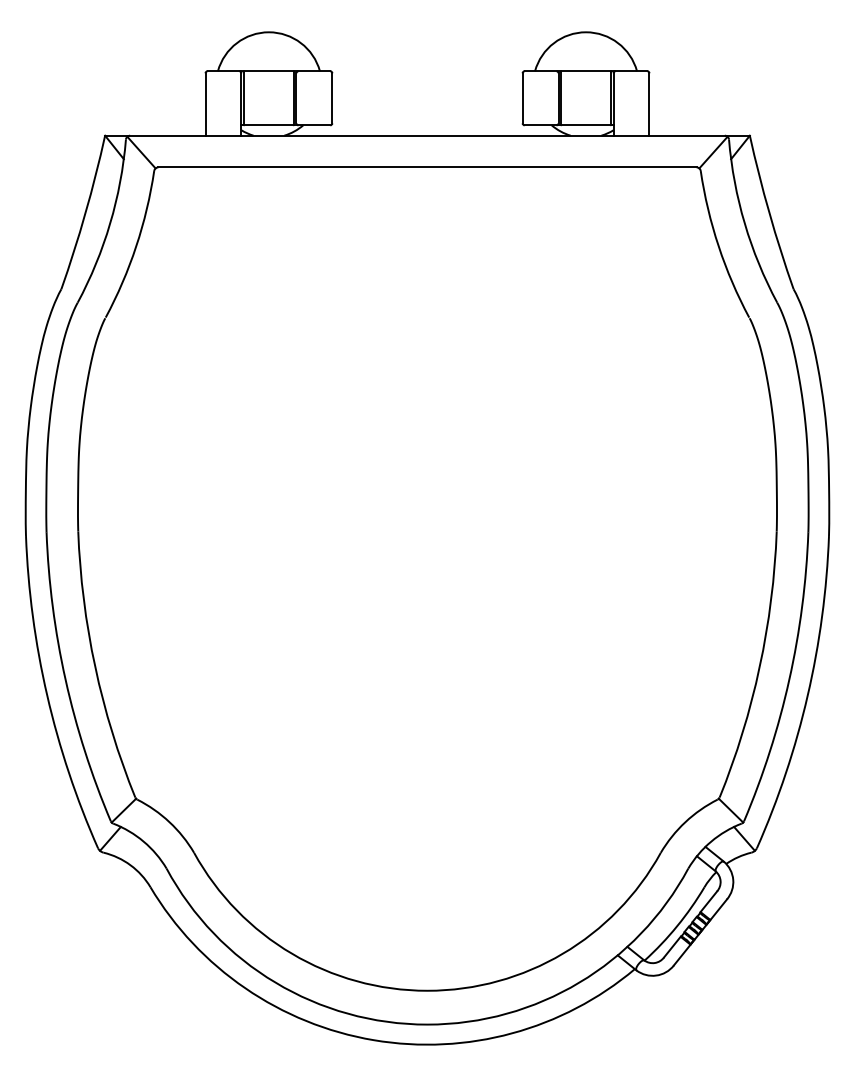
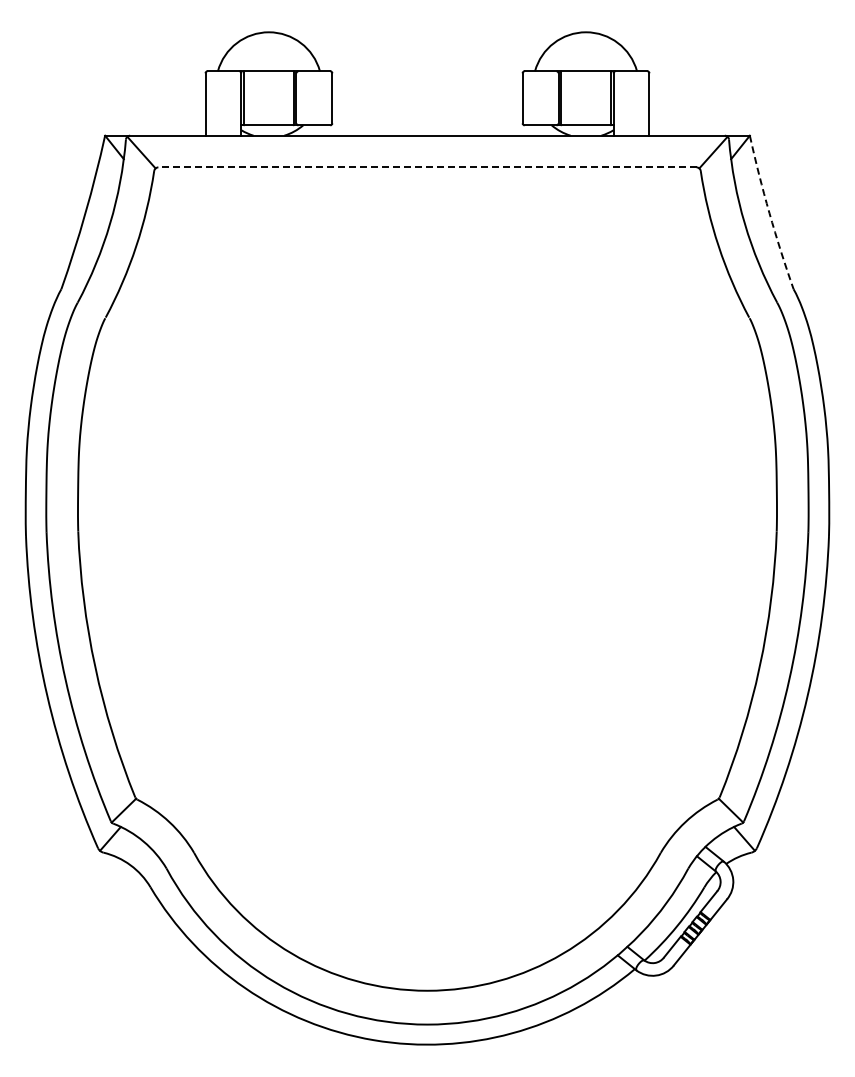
line: solid -> dashed (427, 167)
arc: solid -> dashed (769, 213)
